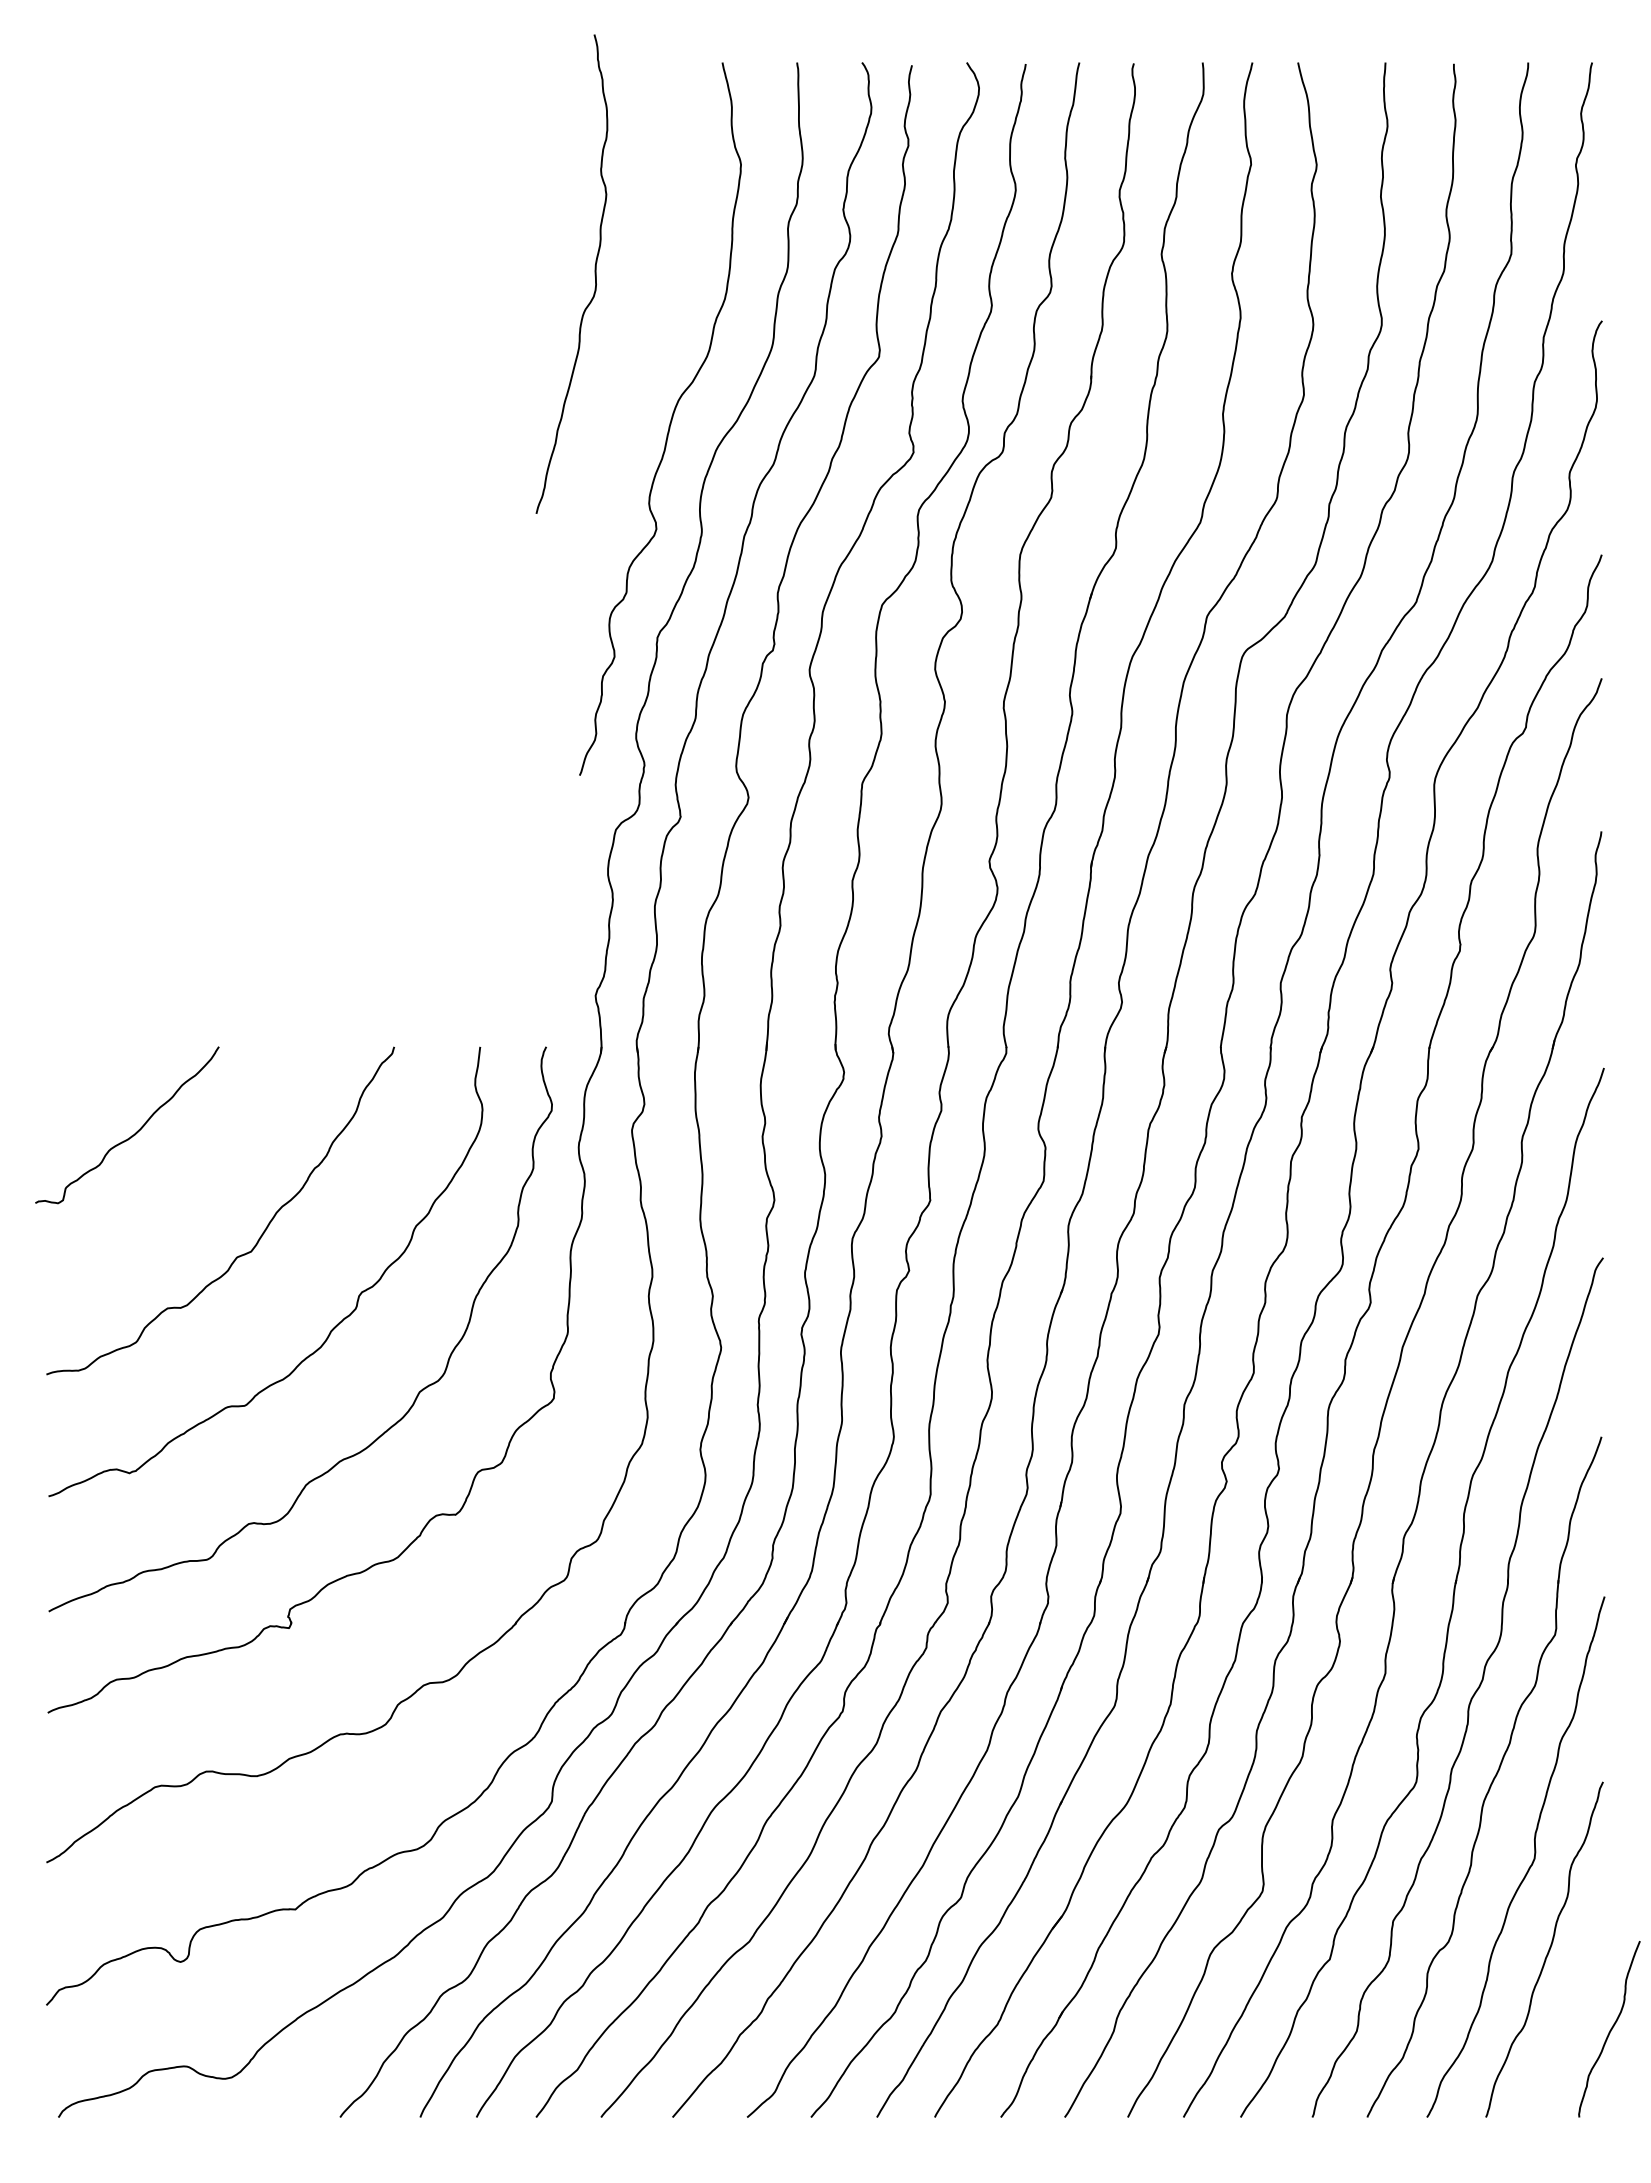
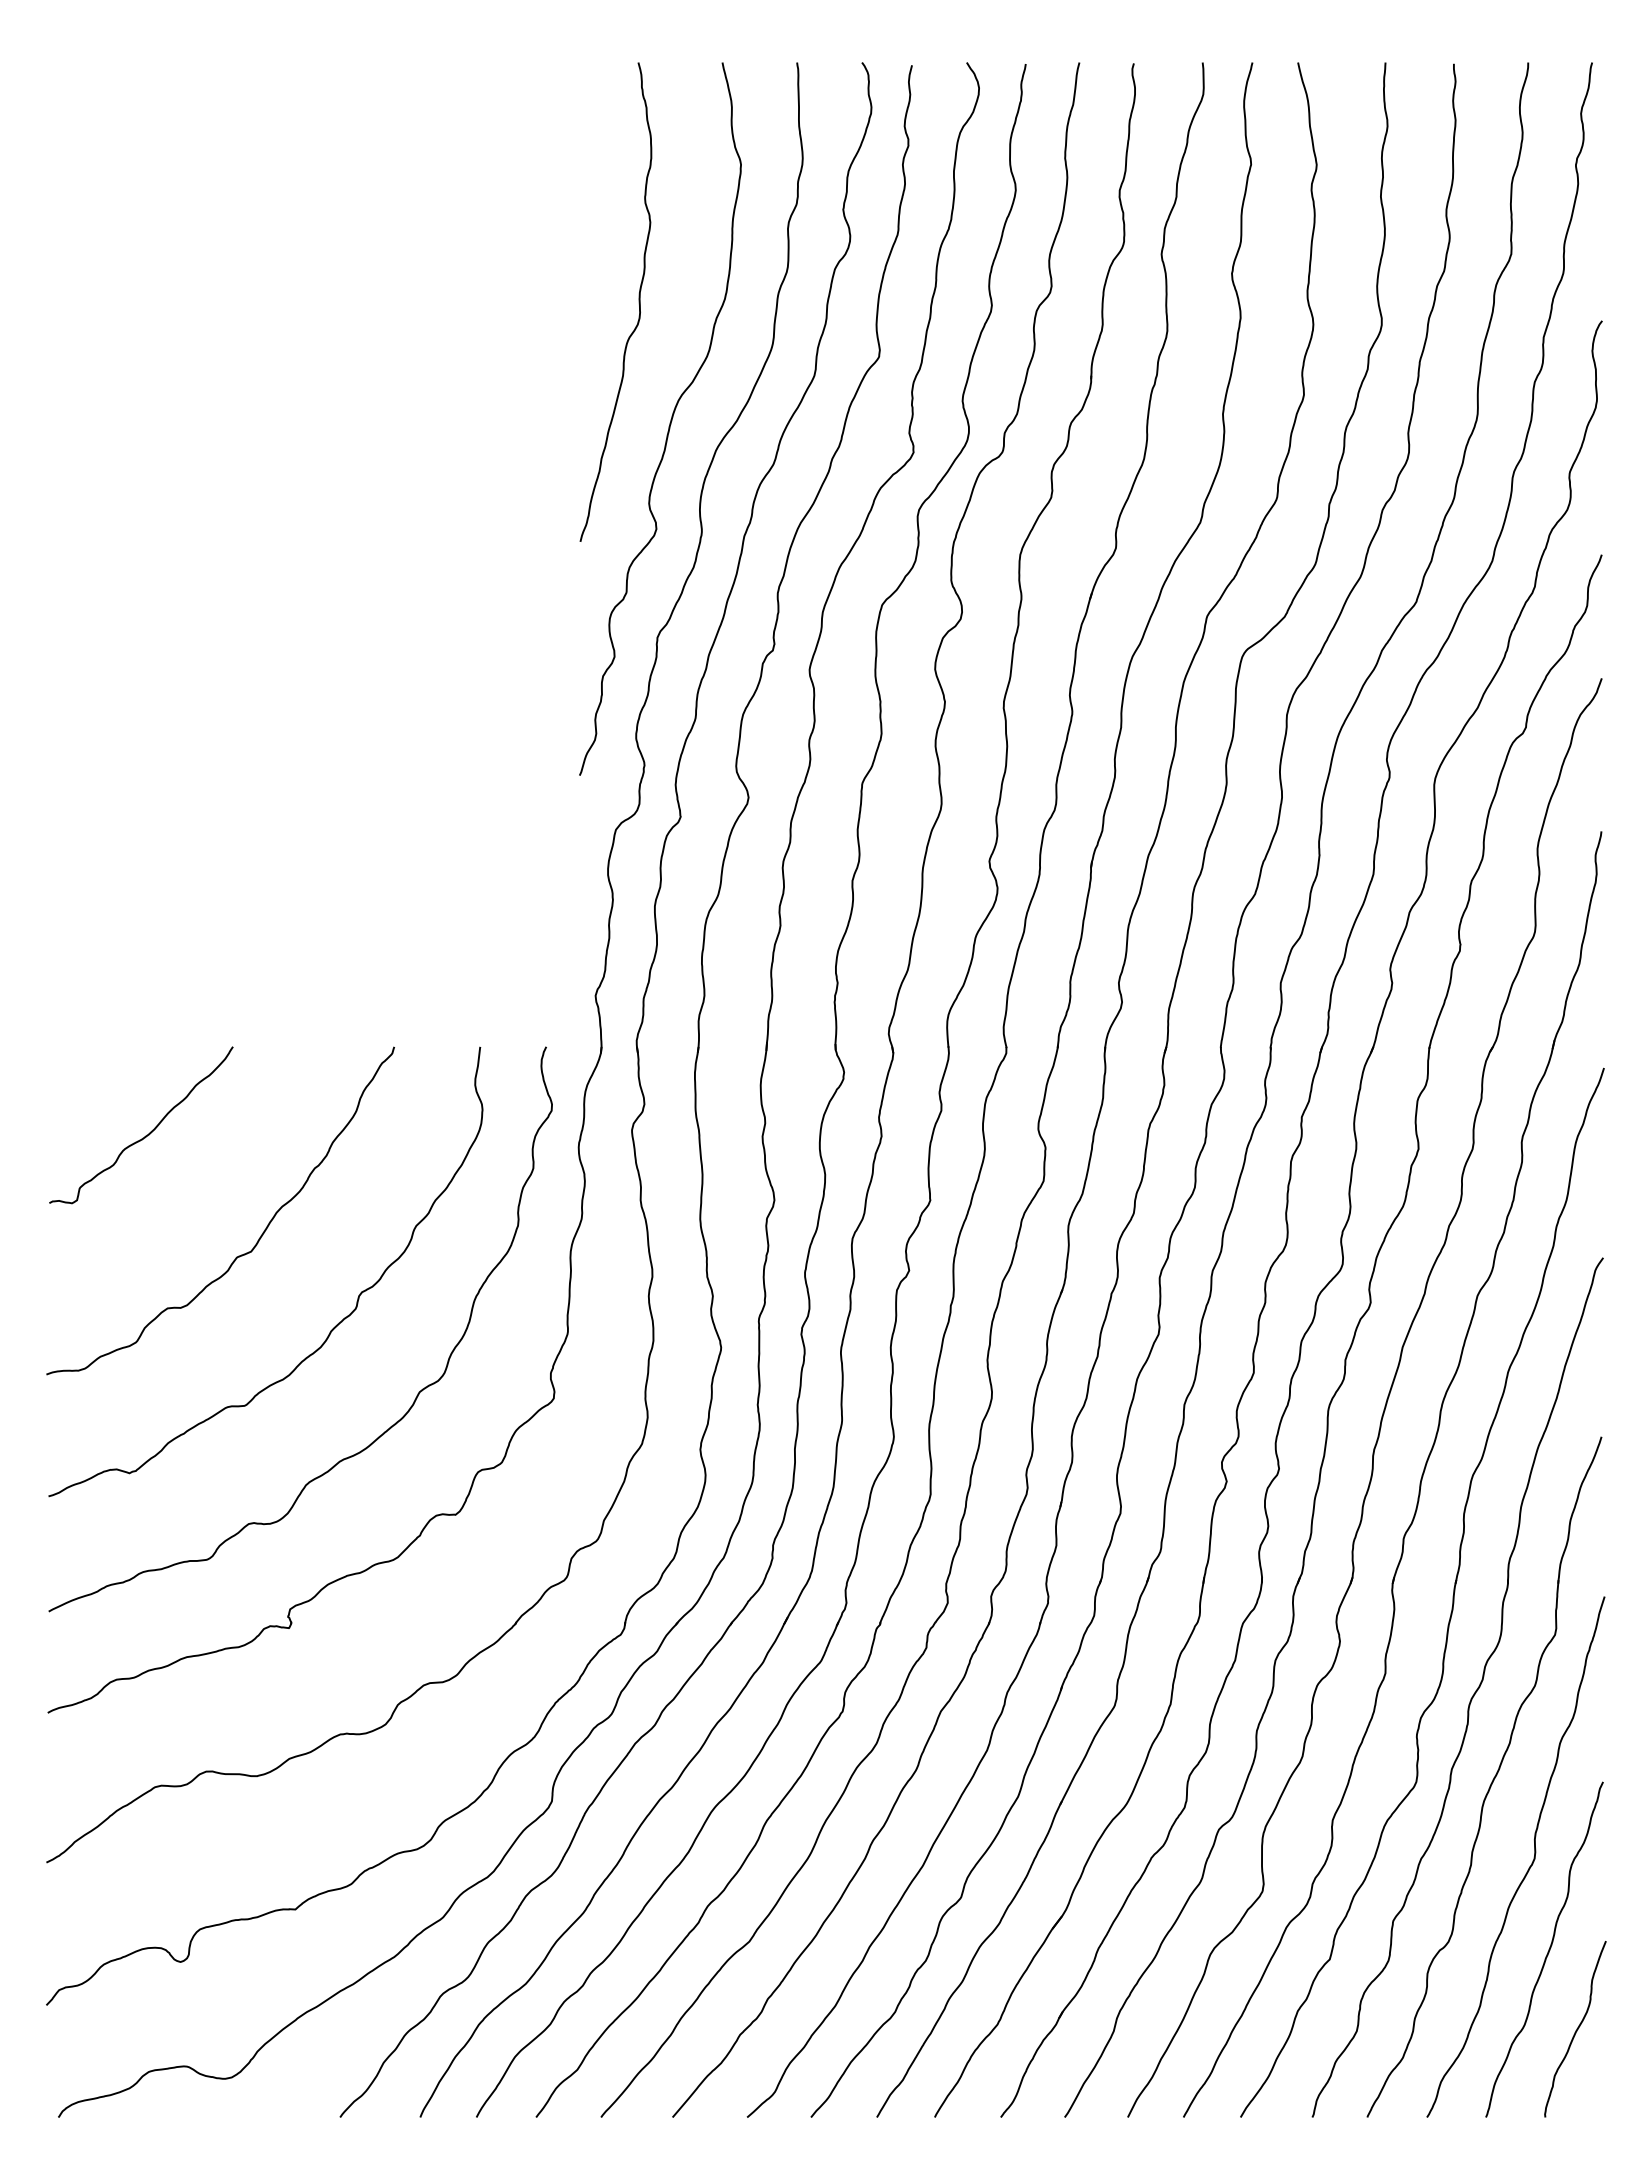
curve position: (594, 273) -> (638, 301) (638, 301)
curve position: (135, 1132) -> (149, 1132) (149, 1132)
curve position: (1610, 2029) -> (1576, 2029) (1576, 2029)
